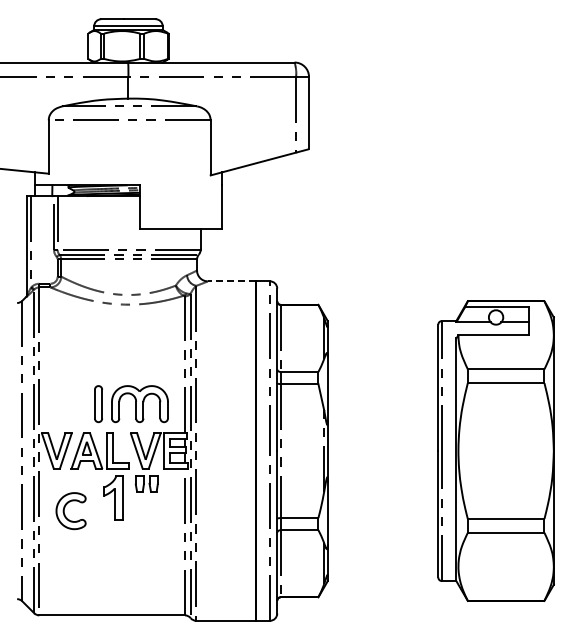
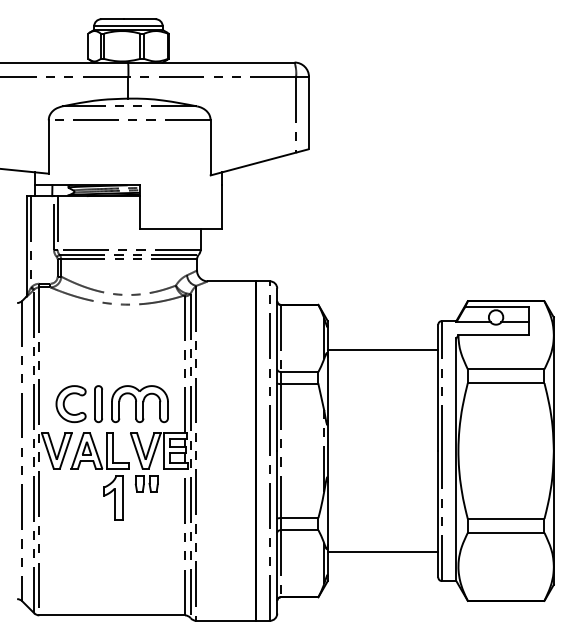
line: dashed -> solid (231, 281)
line: none -> present (382, 349)
part position: (70, 511) -> (70, 404) (70, 404)
line: none -> present (382, 552)
